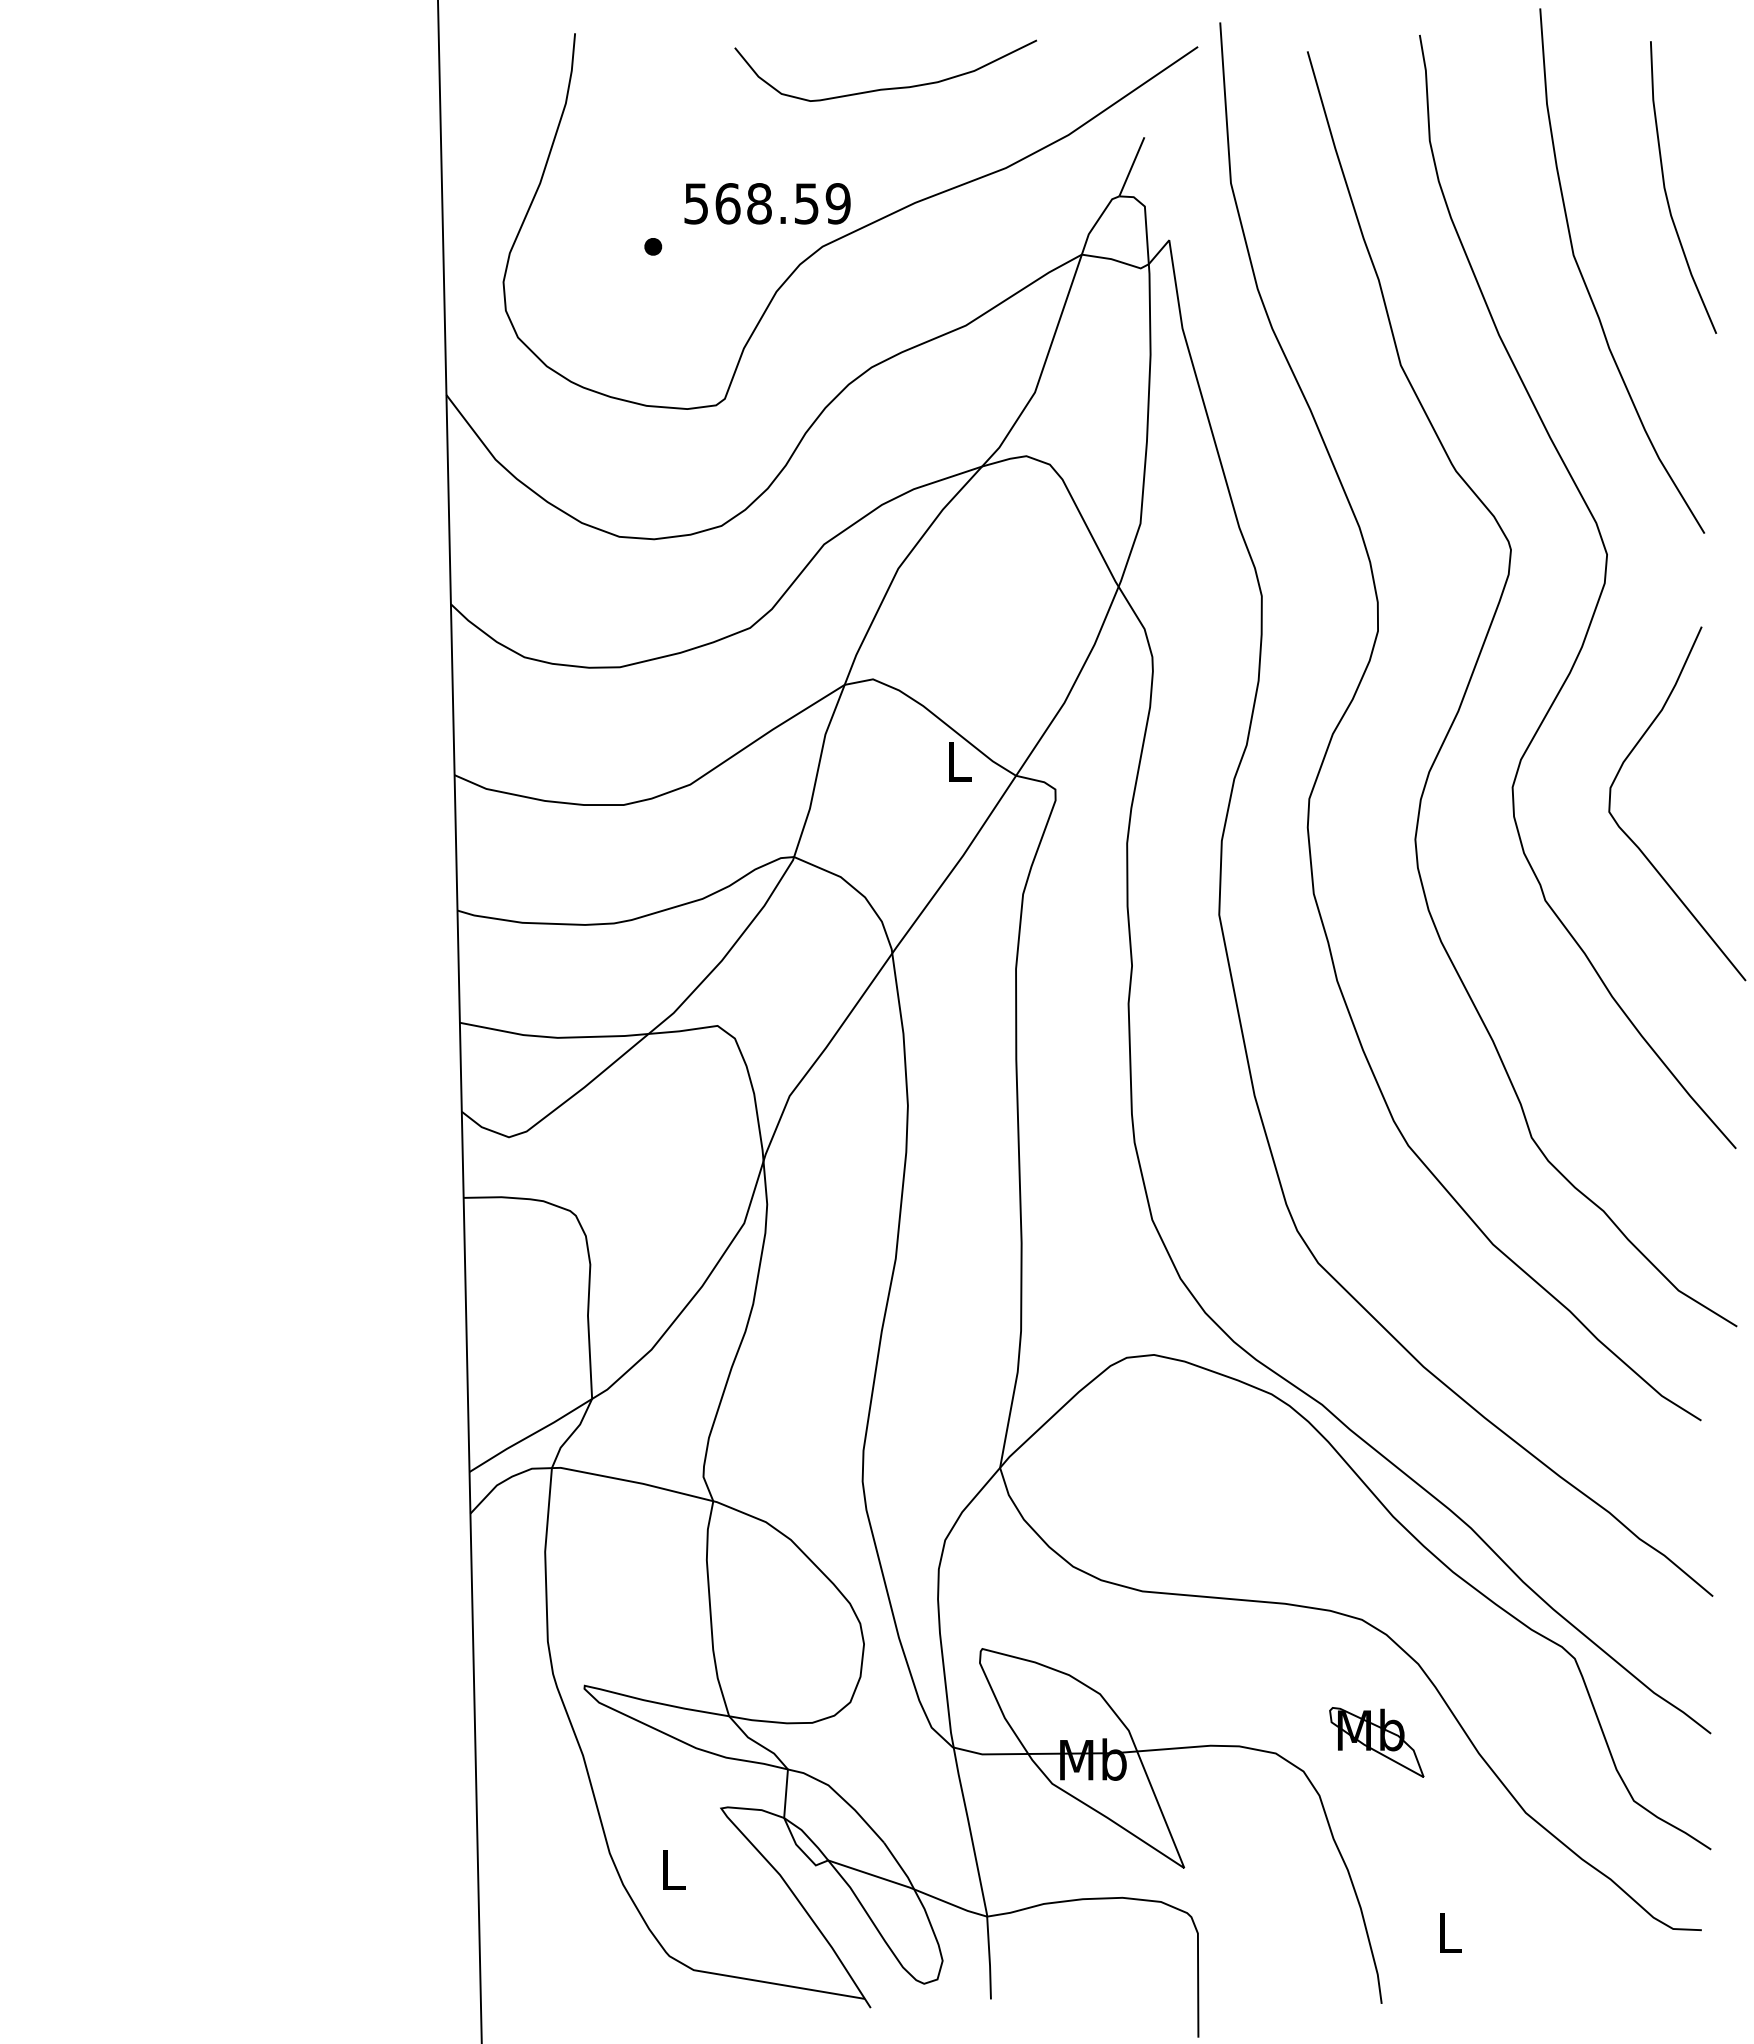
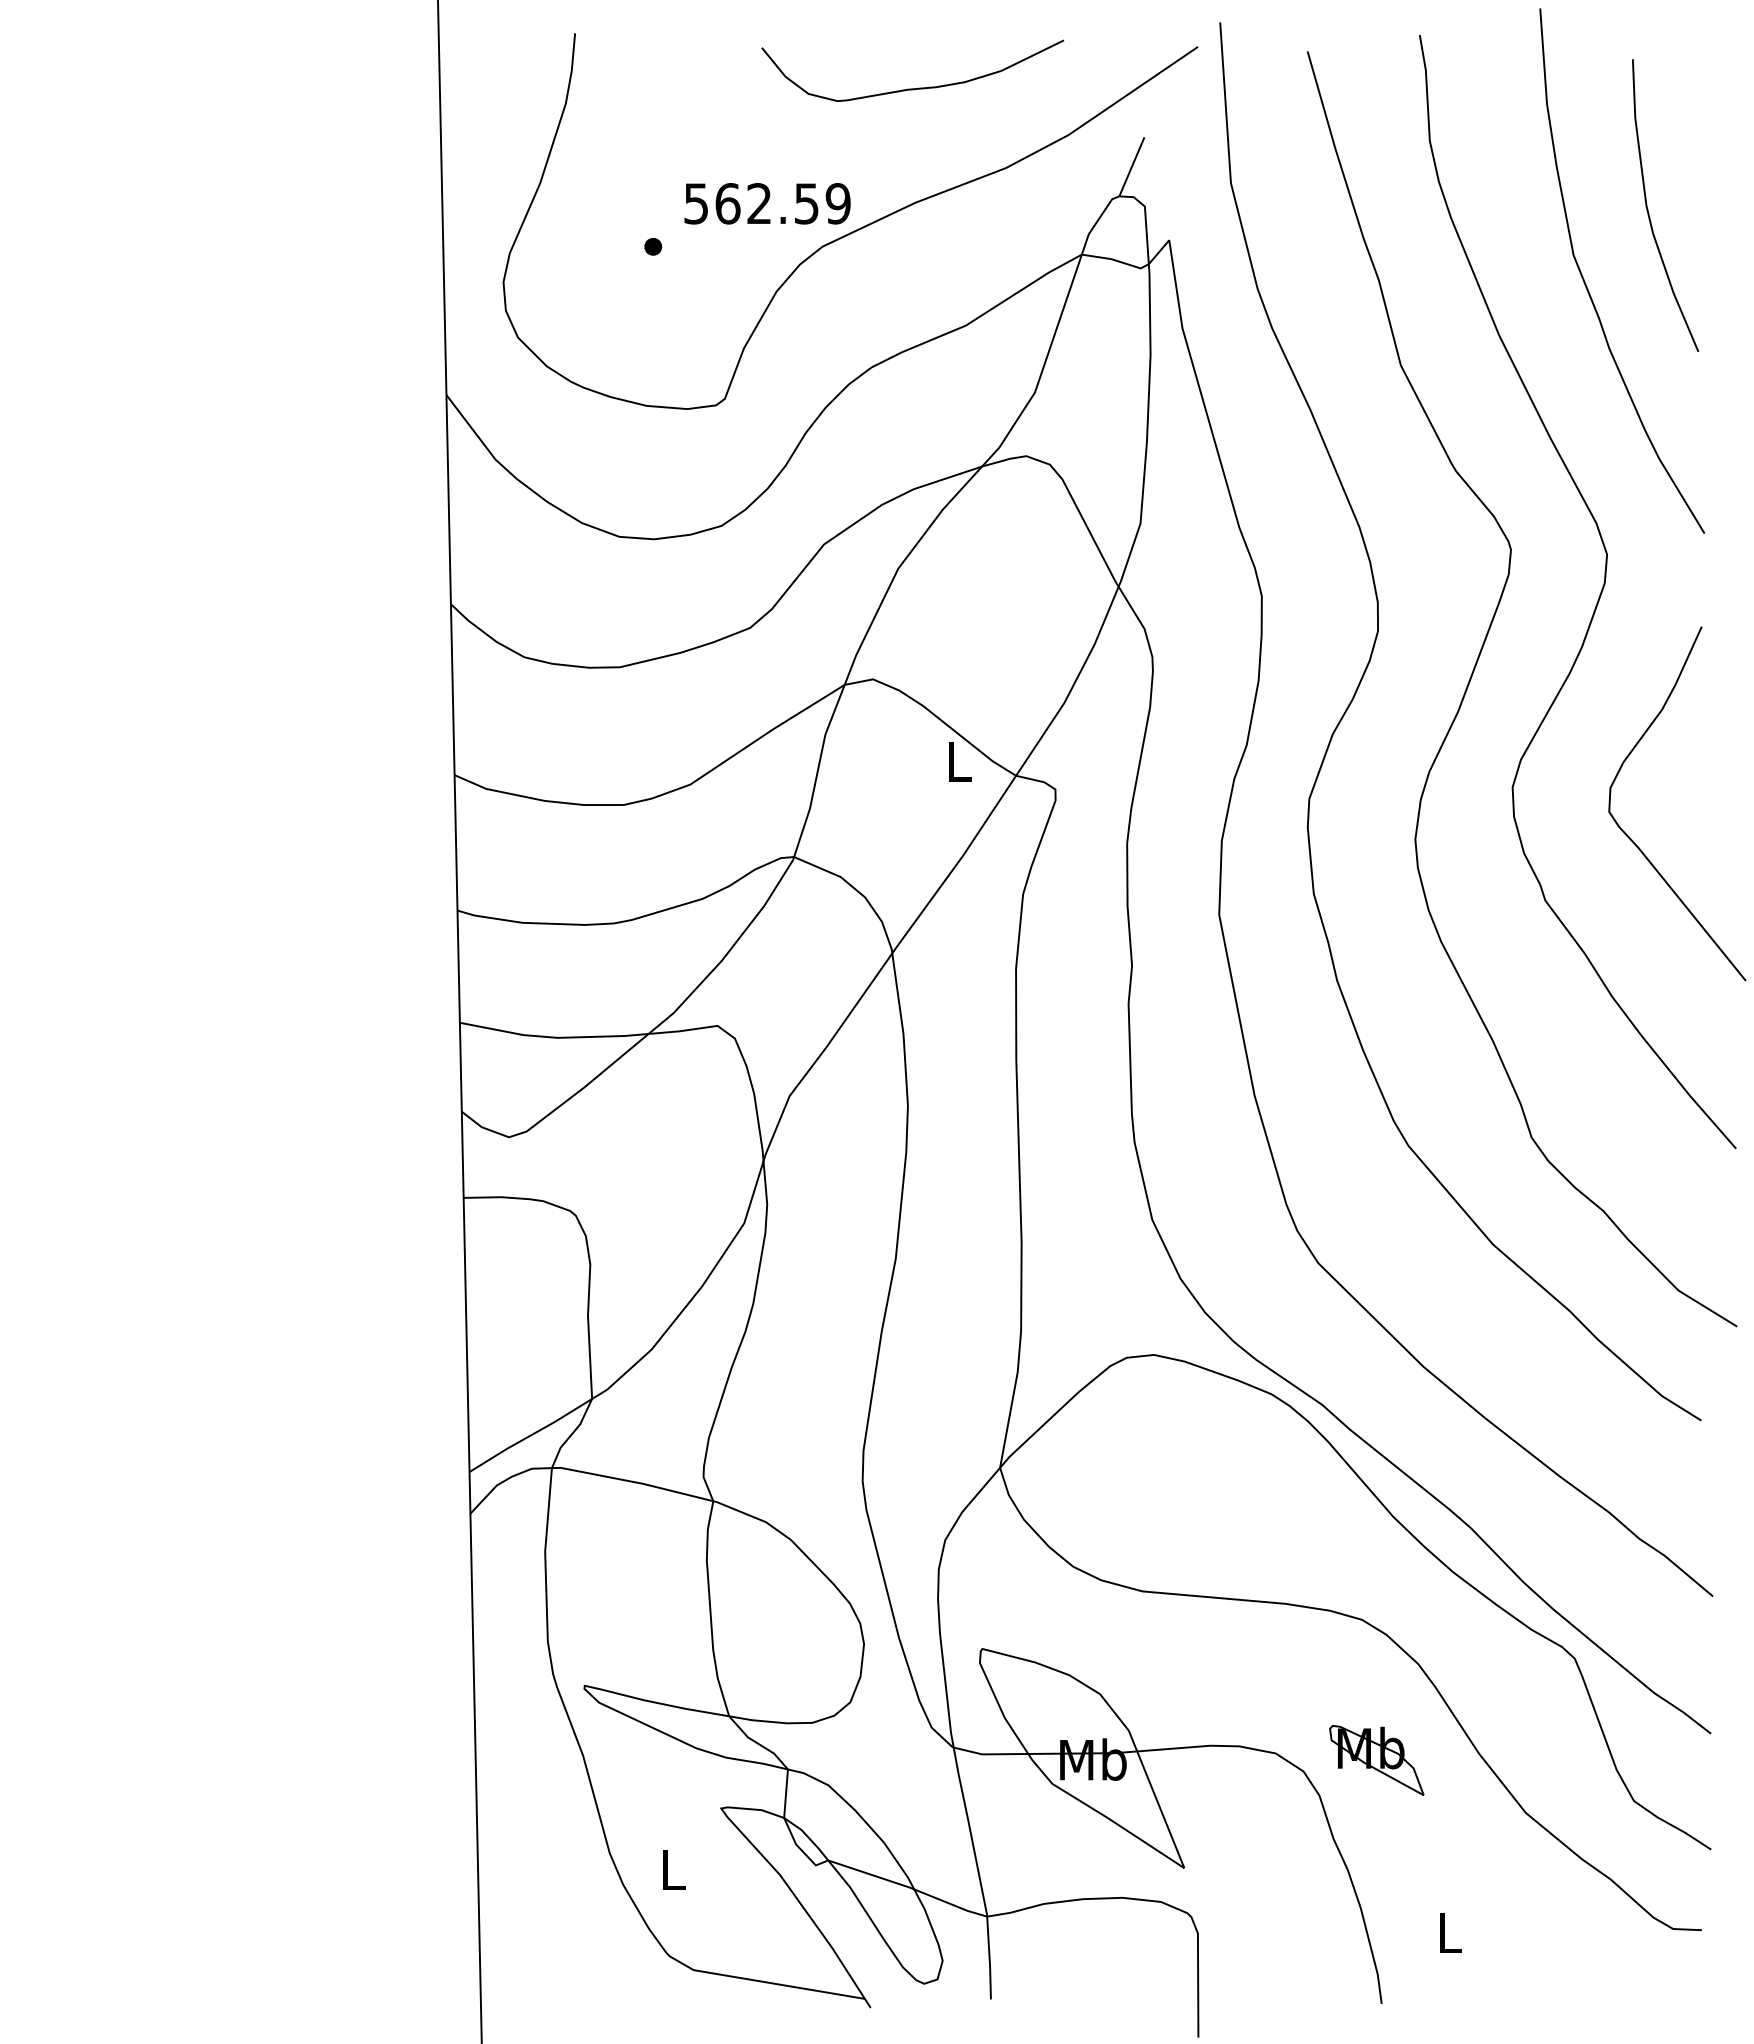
curve position: (885, 88) -> (912, 88) (912, 88)
curve position: (1666, 191) -> (1648, 209) (1648, 209)
text: 568.59 -> 562.59 (759, 203)
part position: (1376, 1742) -> (1376, 1760) (1376, 1760)
